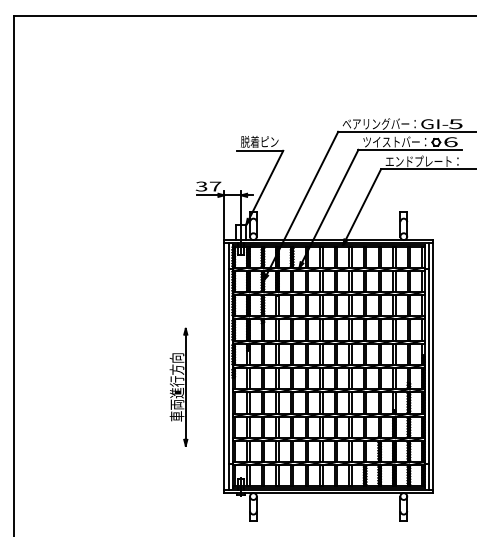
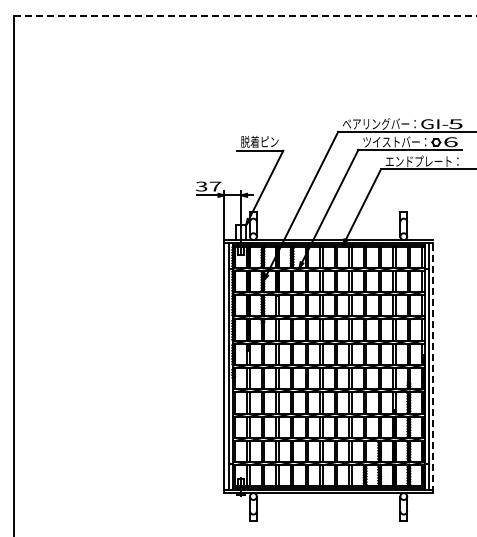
line: solid -> dashed (245, 16)
line: solid -> dashed (433, 366)
part: present -> none (178, 386)
